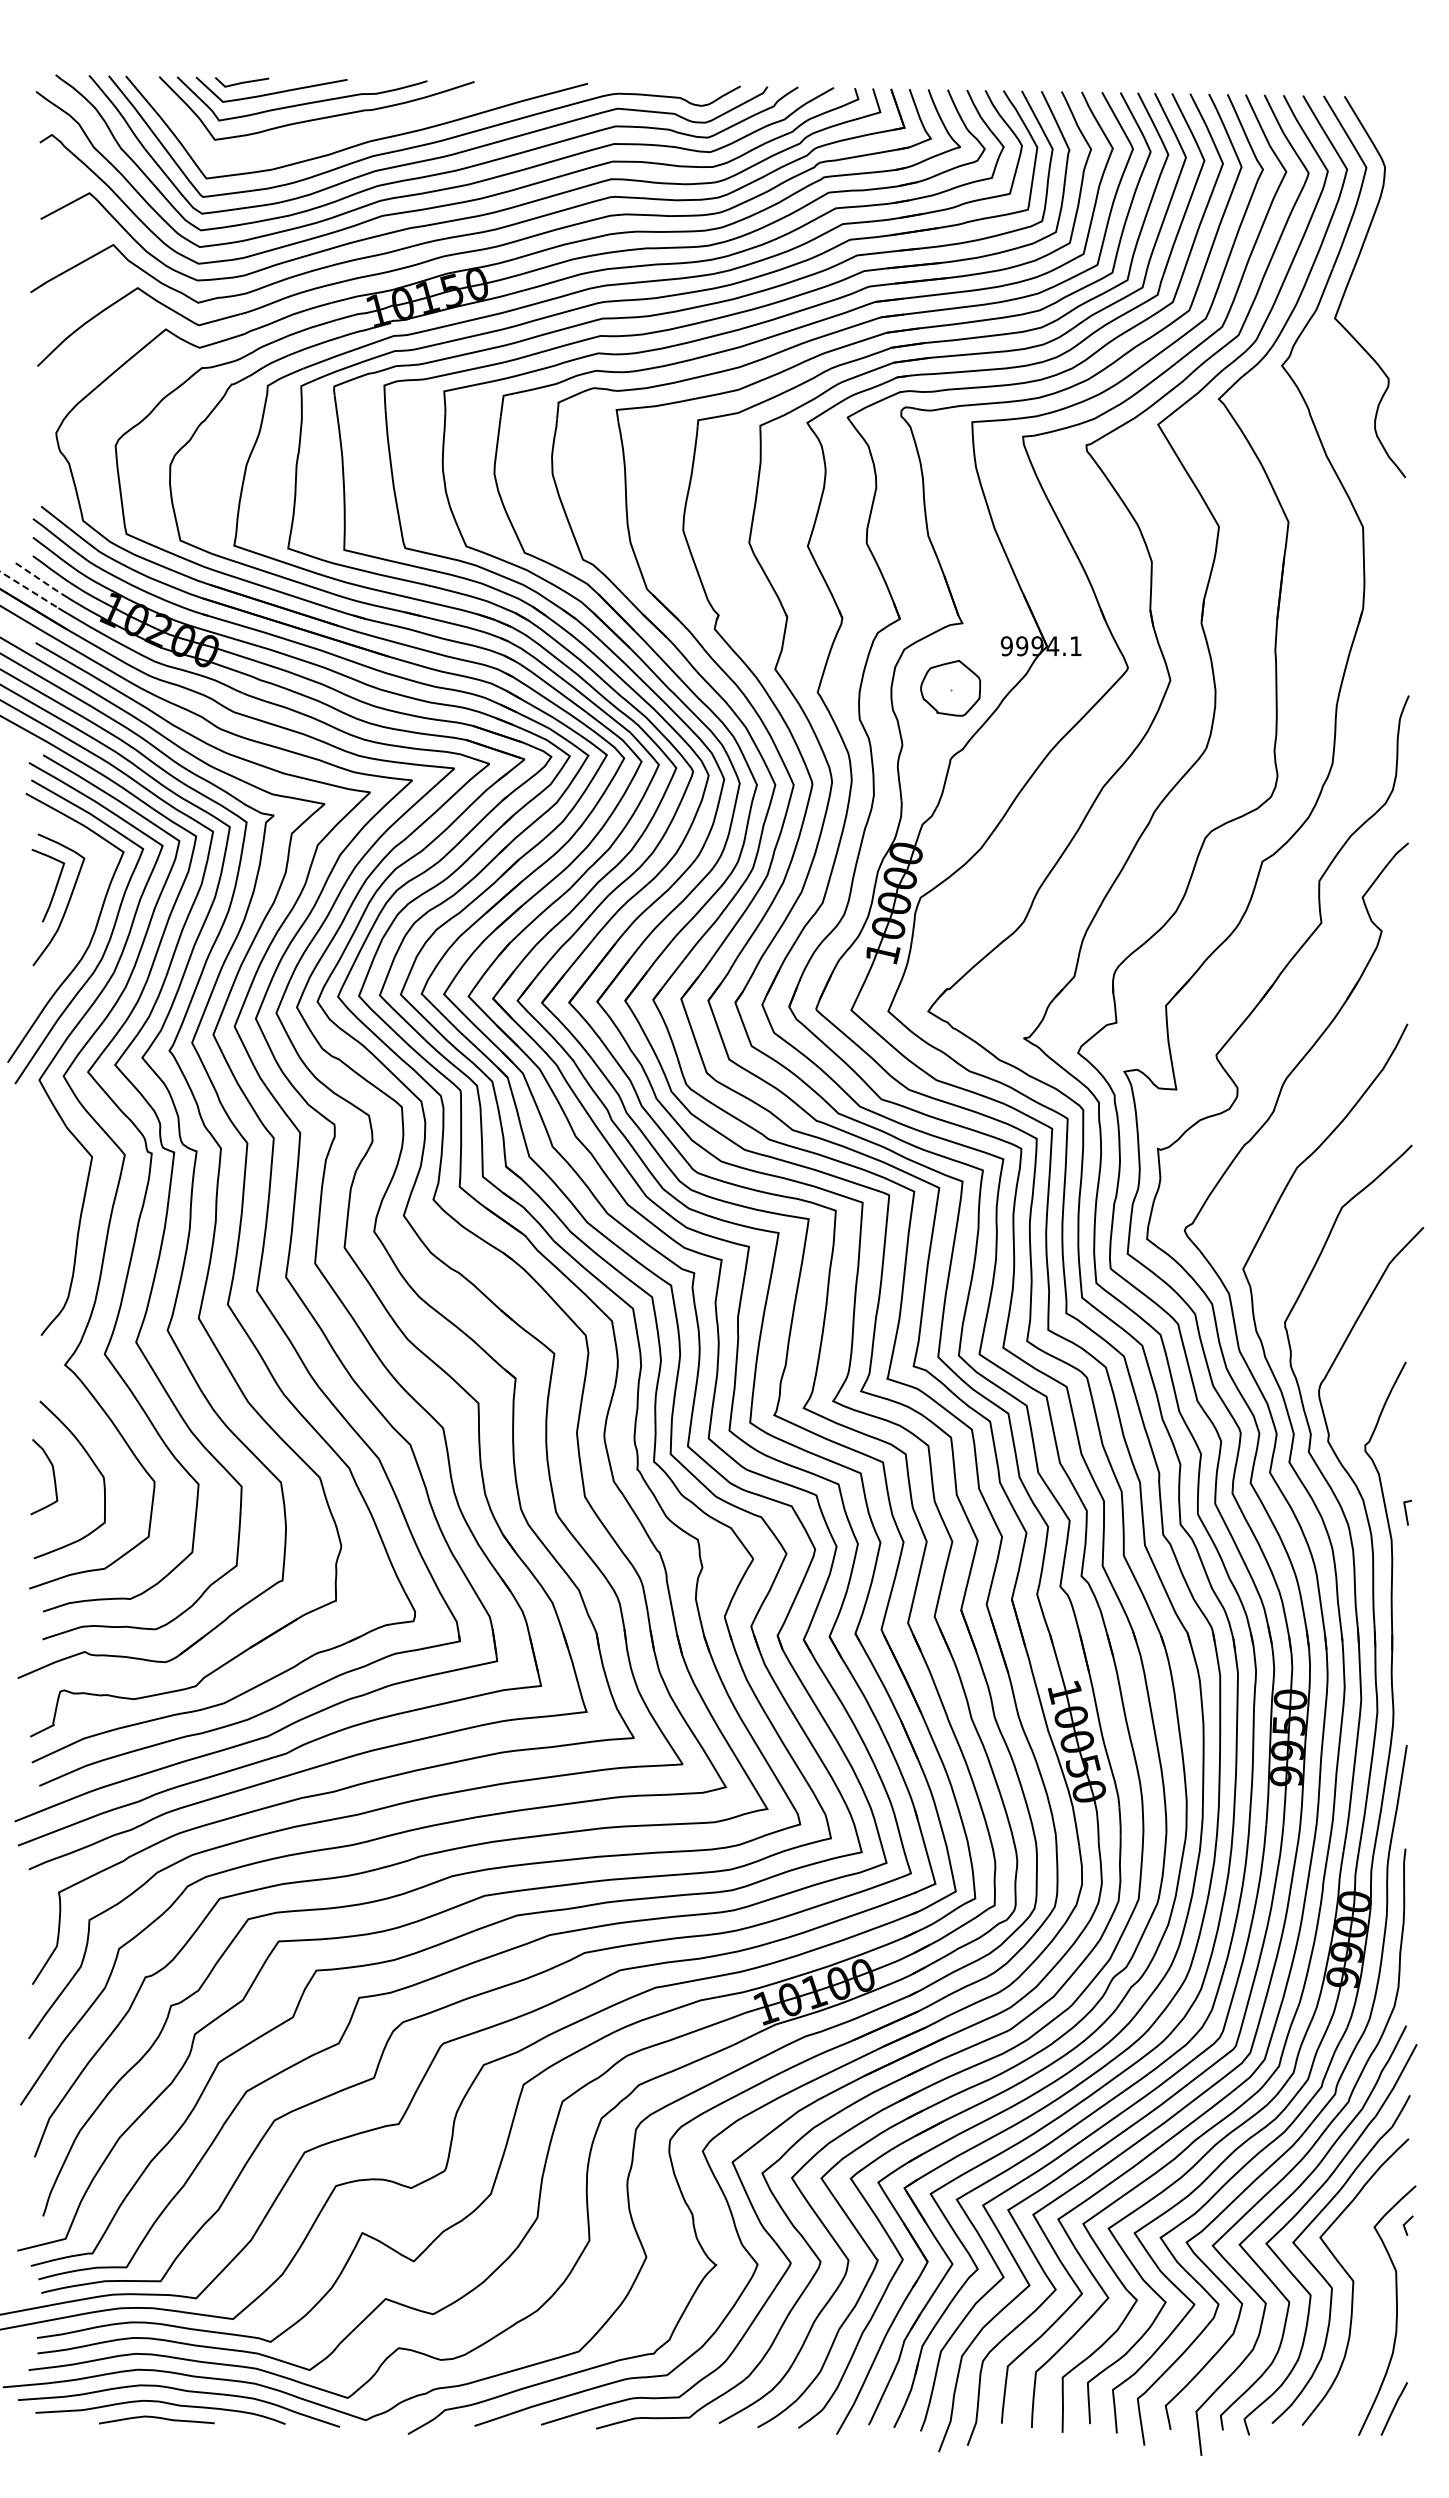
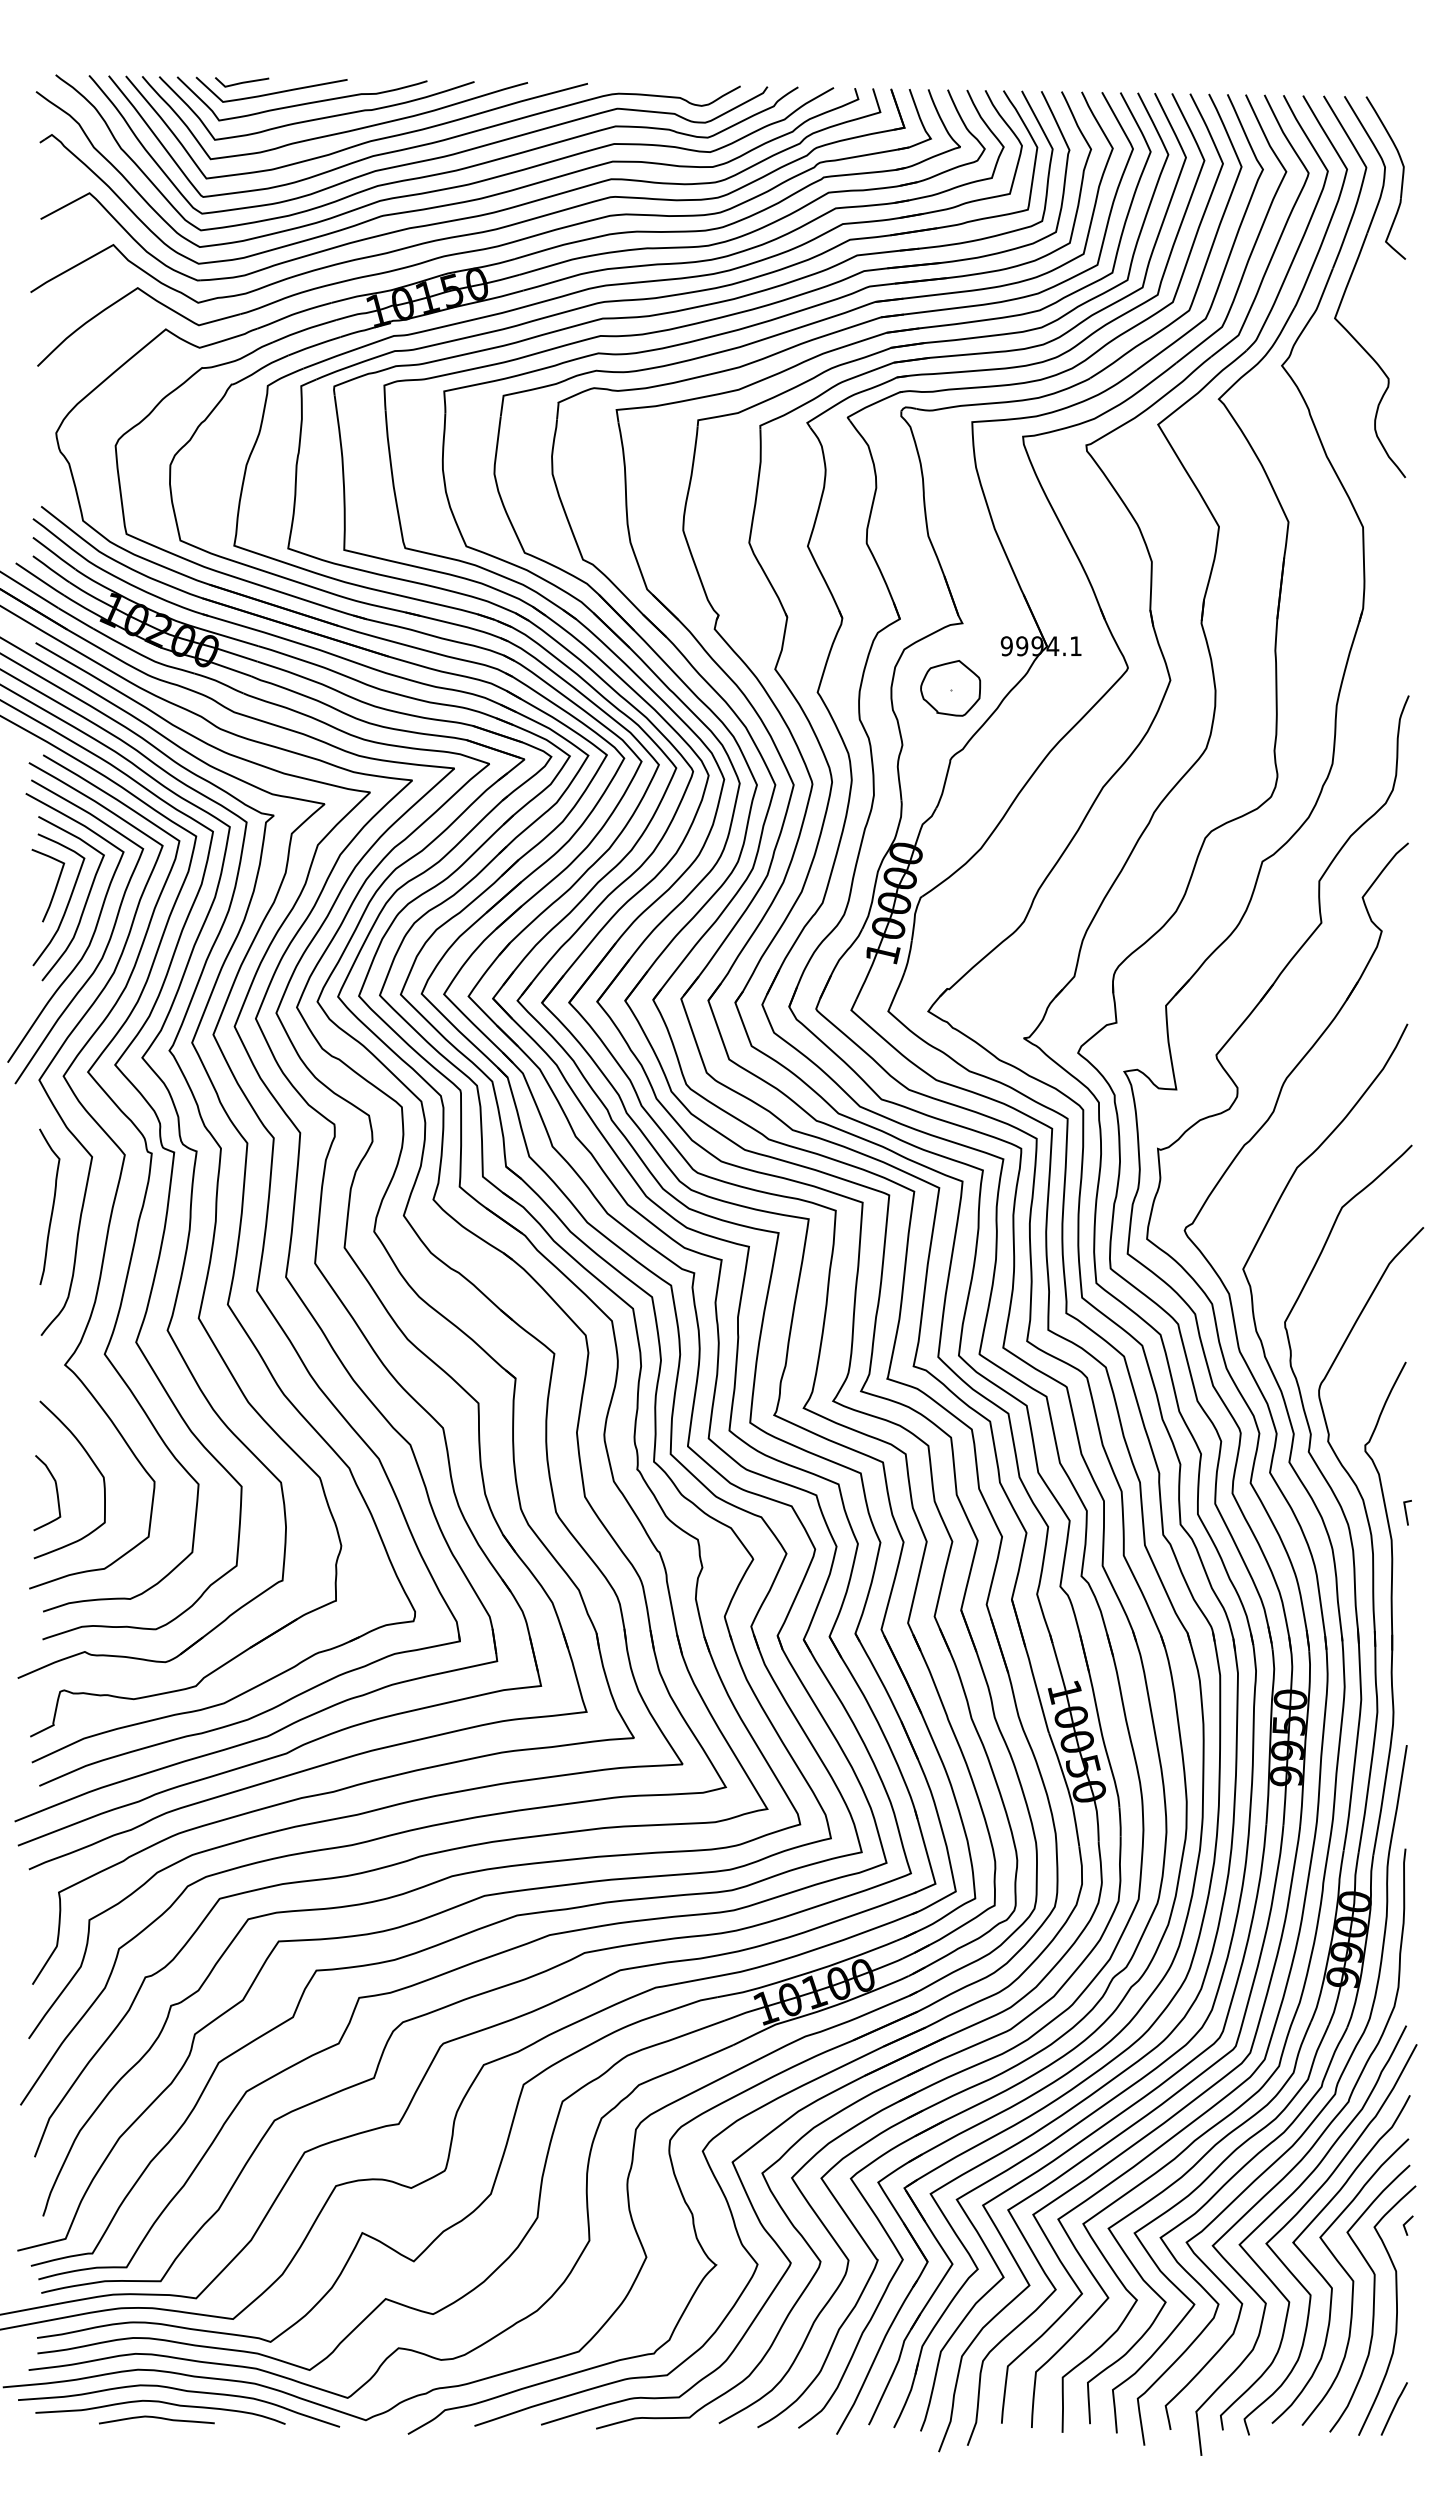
curve: none -> present (337, 132)
part: none -> present (1401, 179)
line: dashed -> solid (40, 579)
line: dashed -> solid (29, 590)
curve: none -> present (85, 901)
curve: none -> present (52, 1206)
curve position: (53, 1477) -> (56, 1493) (56, 1493)
curve: none -> present (1373, 2298)
